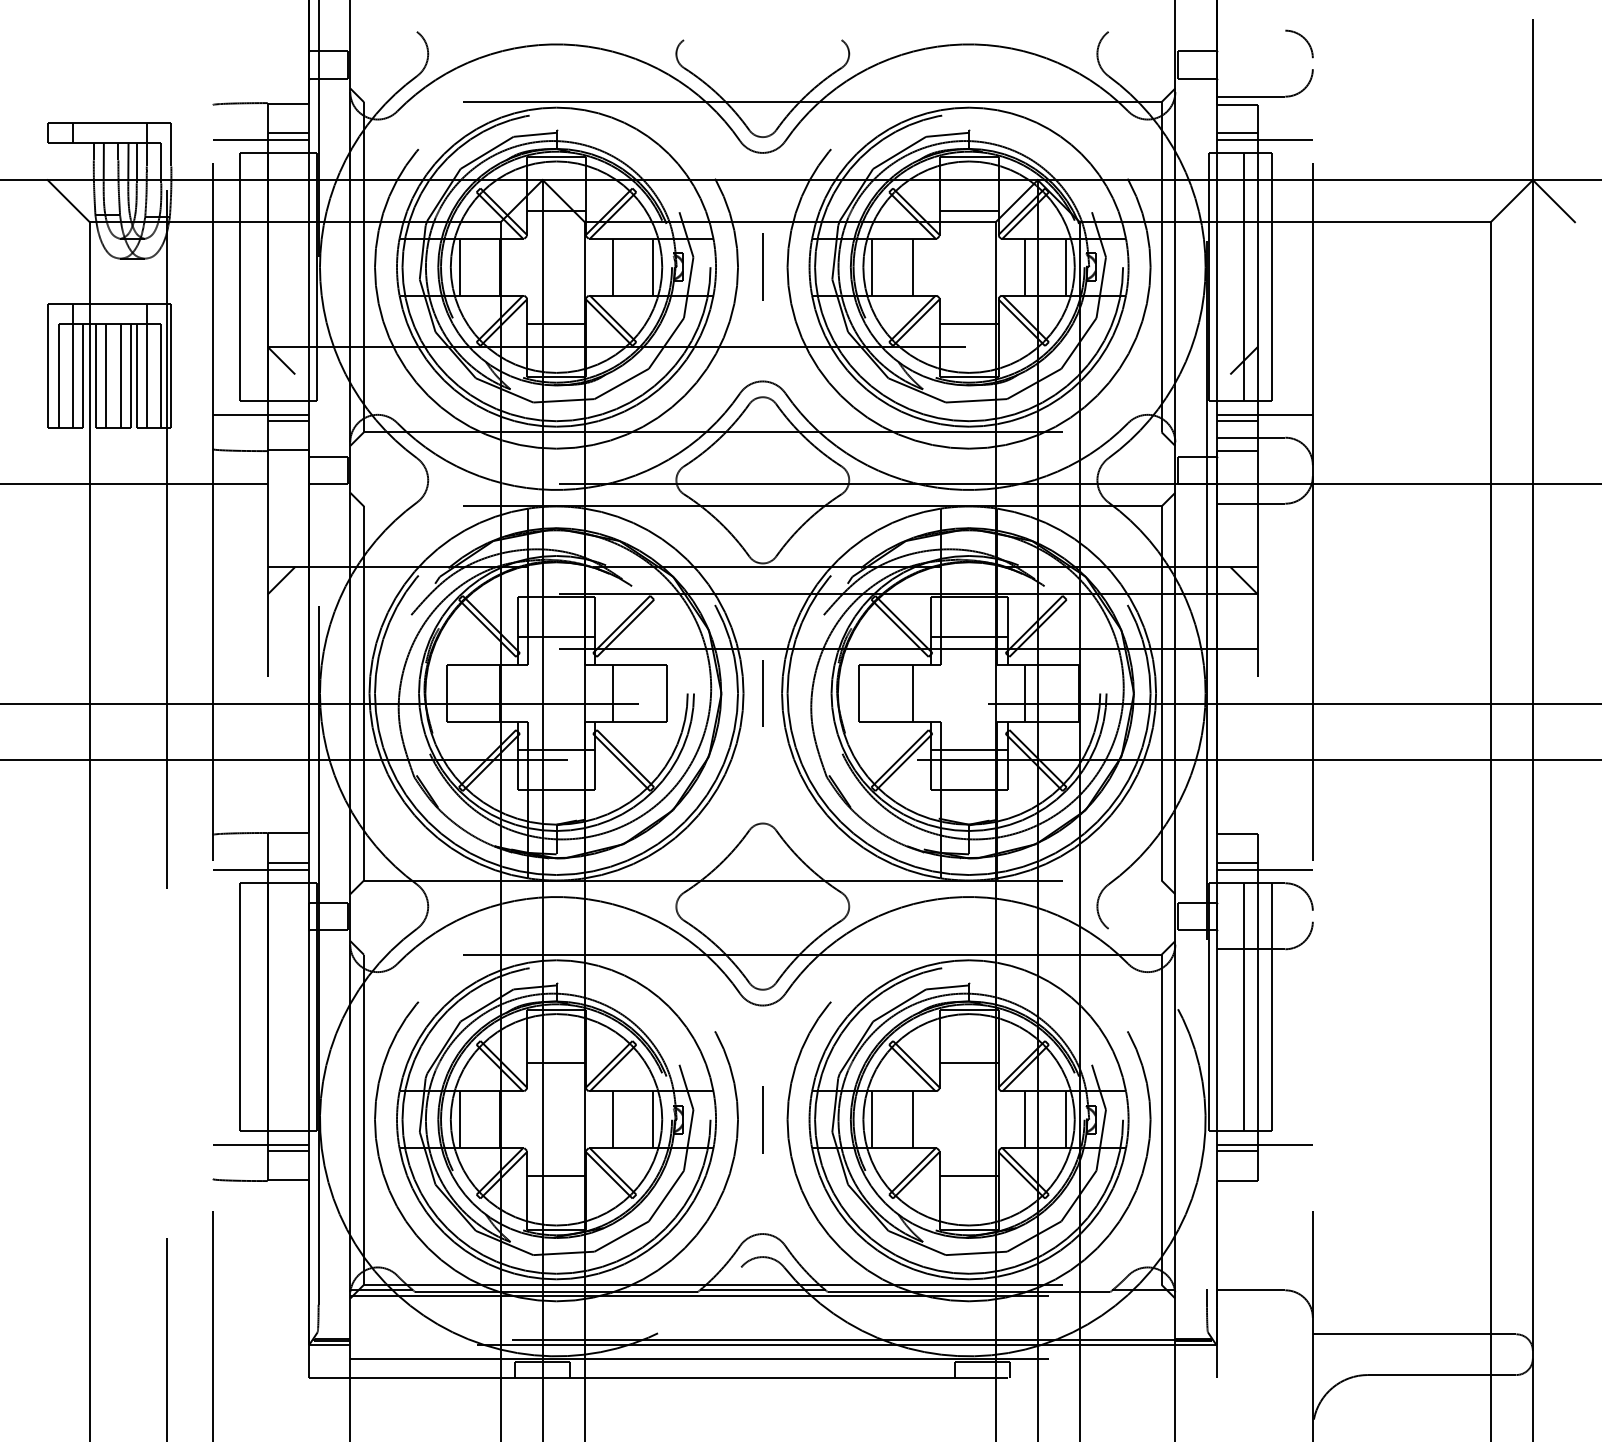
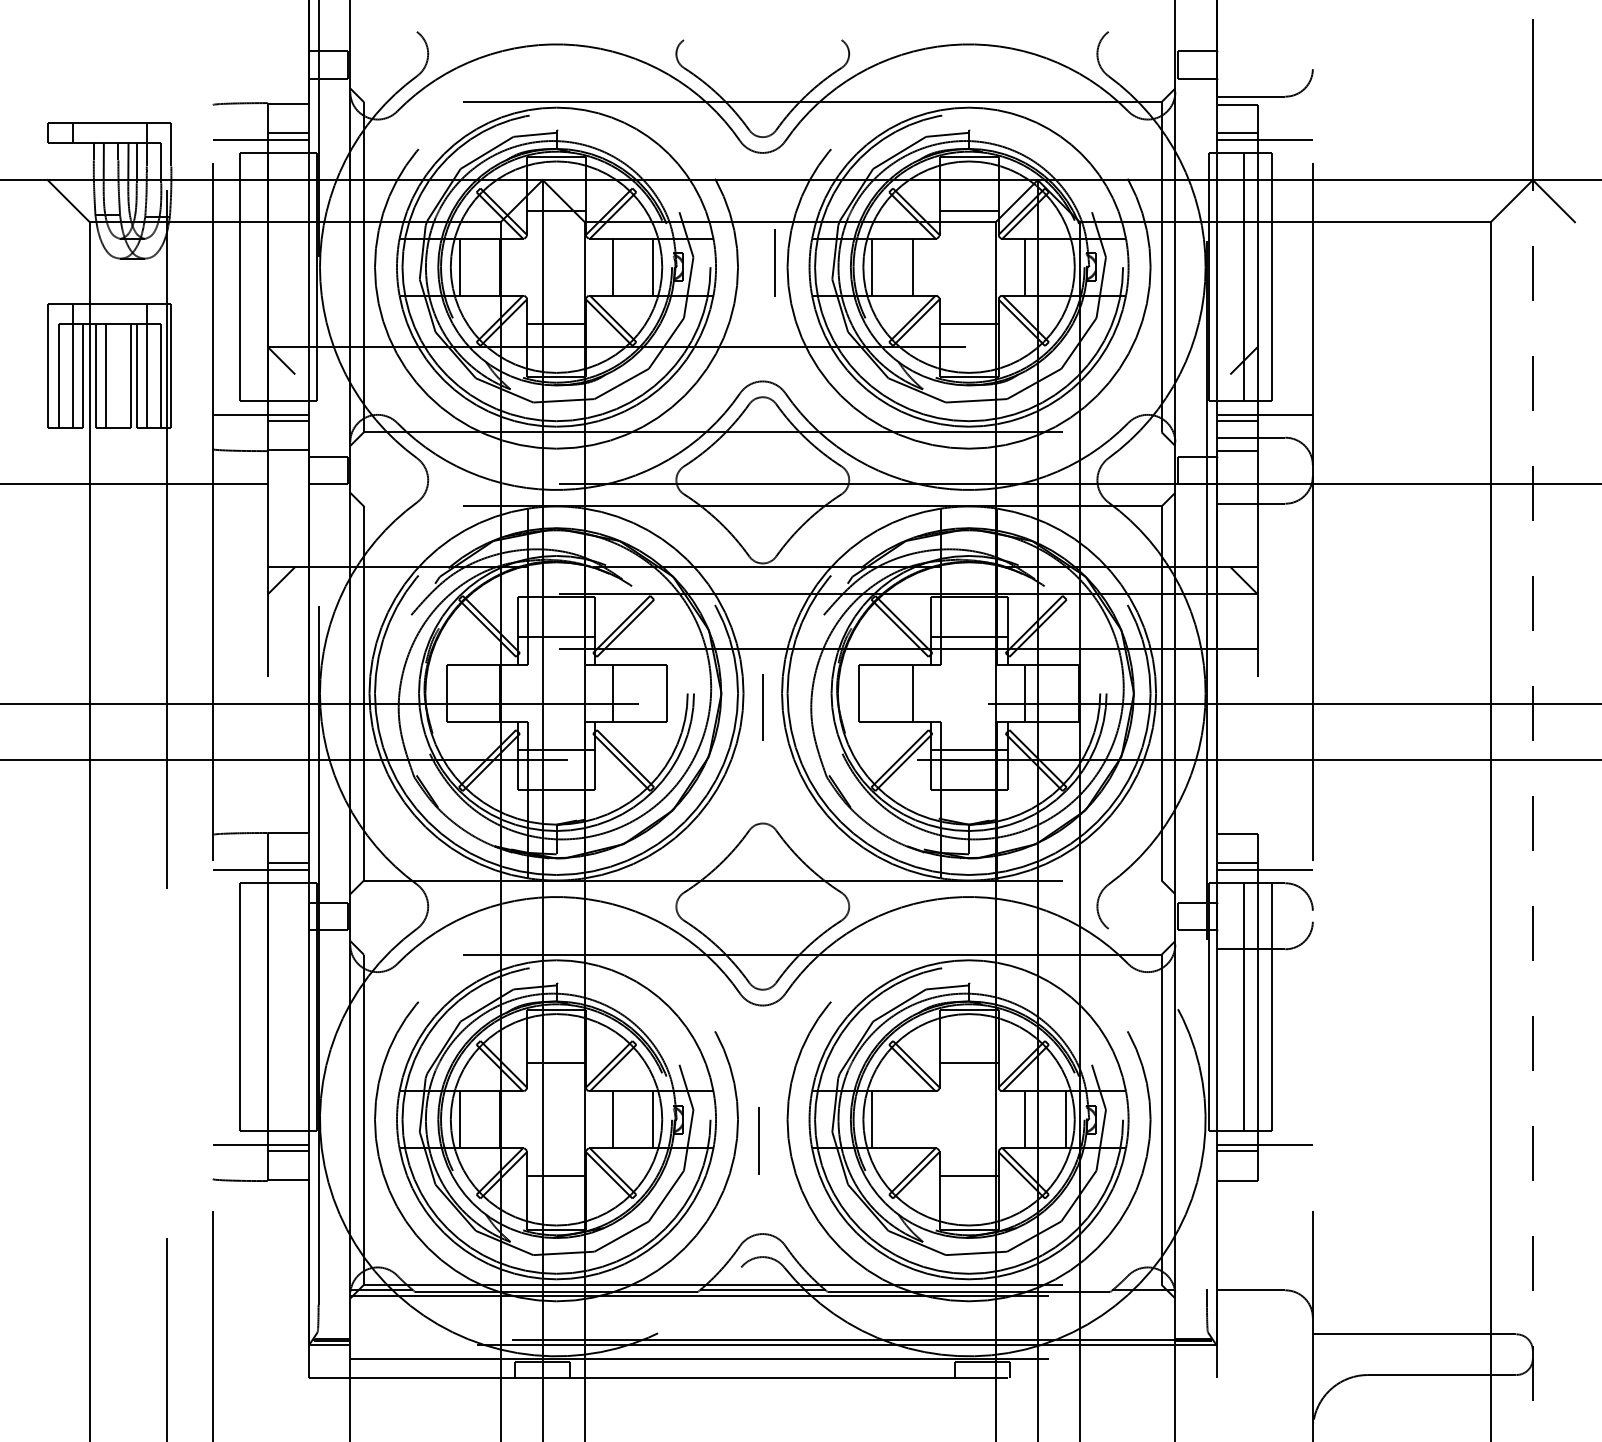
arc: present -> none (1301, 37)
line position: (762, 266) -> (774, 262) (774, 262)
line: present -> none (1065, 266)
line: present -> none (120, 375)
line position: (762, 693) -> (762, 707) (762, 707)
line: solid -> dashed (1532, 810)
line position: (762, 1119) -> (758, 1140) (758, 1140)
line: present -> none (912, 1119)
